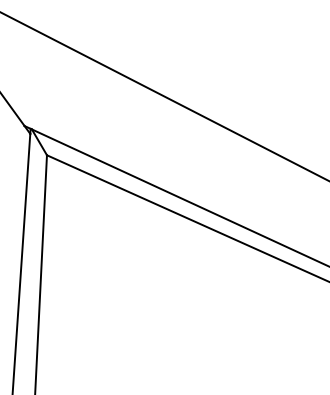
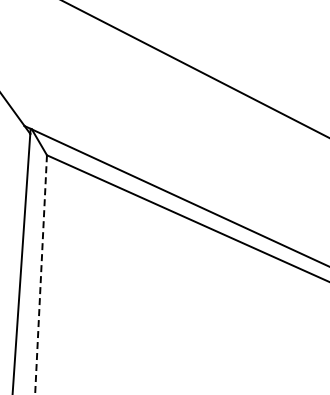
line position: (164, 96) -> (195, 69) (195, 69)
line: solid -> dashed (41, 275)
